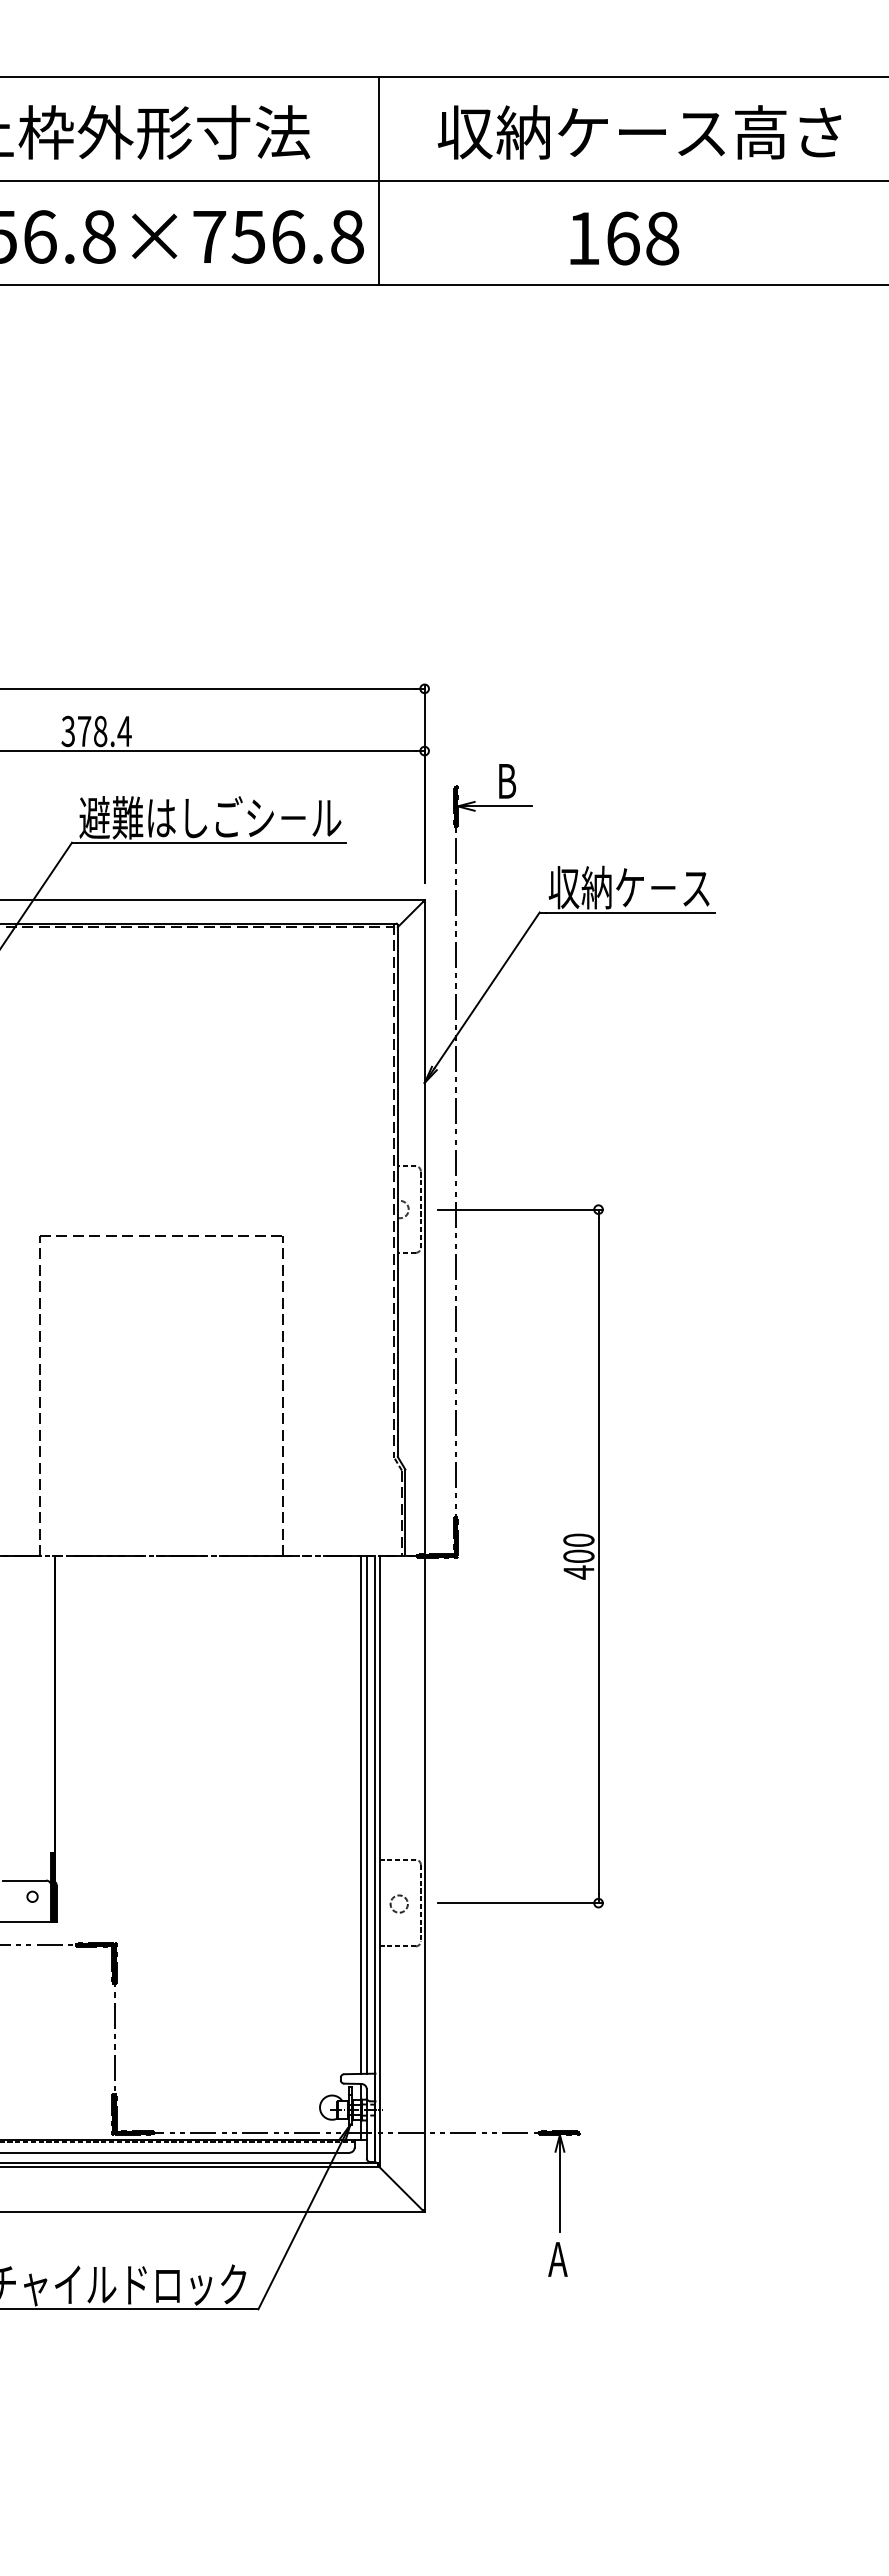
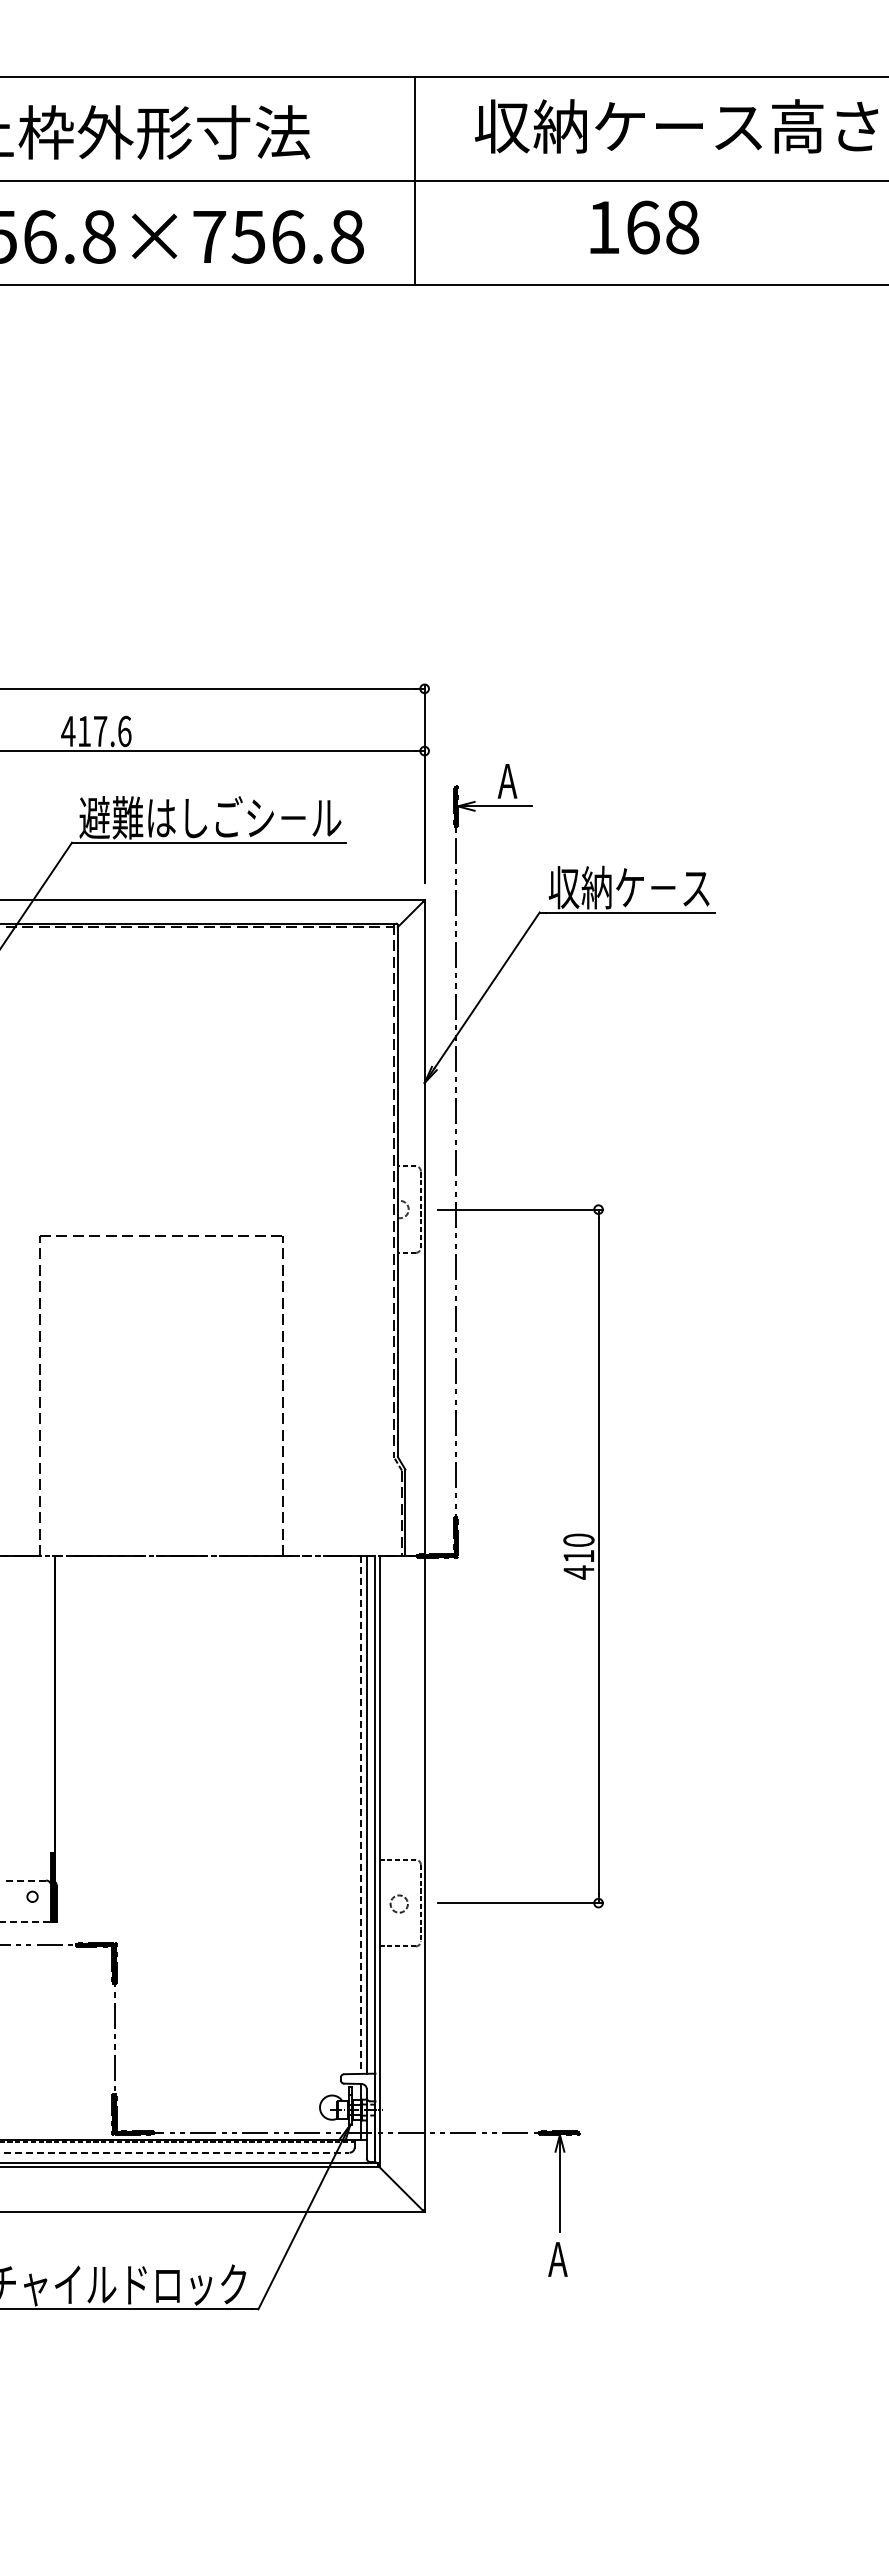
text position: (639, 132) -> (676, 126) (676, 126)
line position: (378, 181) -> (414, 181) (414, 181)
text position: (624, 238) -> (644, 227) (644, 227)
text: 378.4 -> 417.6 (96, 731)
text: B -> A (507, 781)
text: 400 -> 410 (578, 1555)
line: solid -> dashed (360, 1815)
line: solid -> dashed (24, 1880)
line: solid -> dashed (26, 1922)
line: solid -> dashed (175, 2152)
